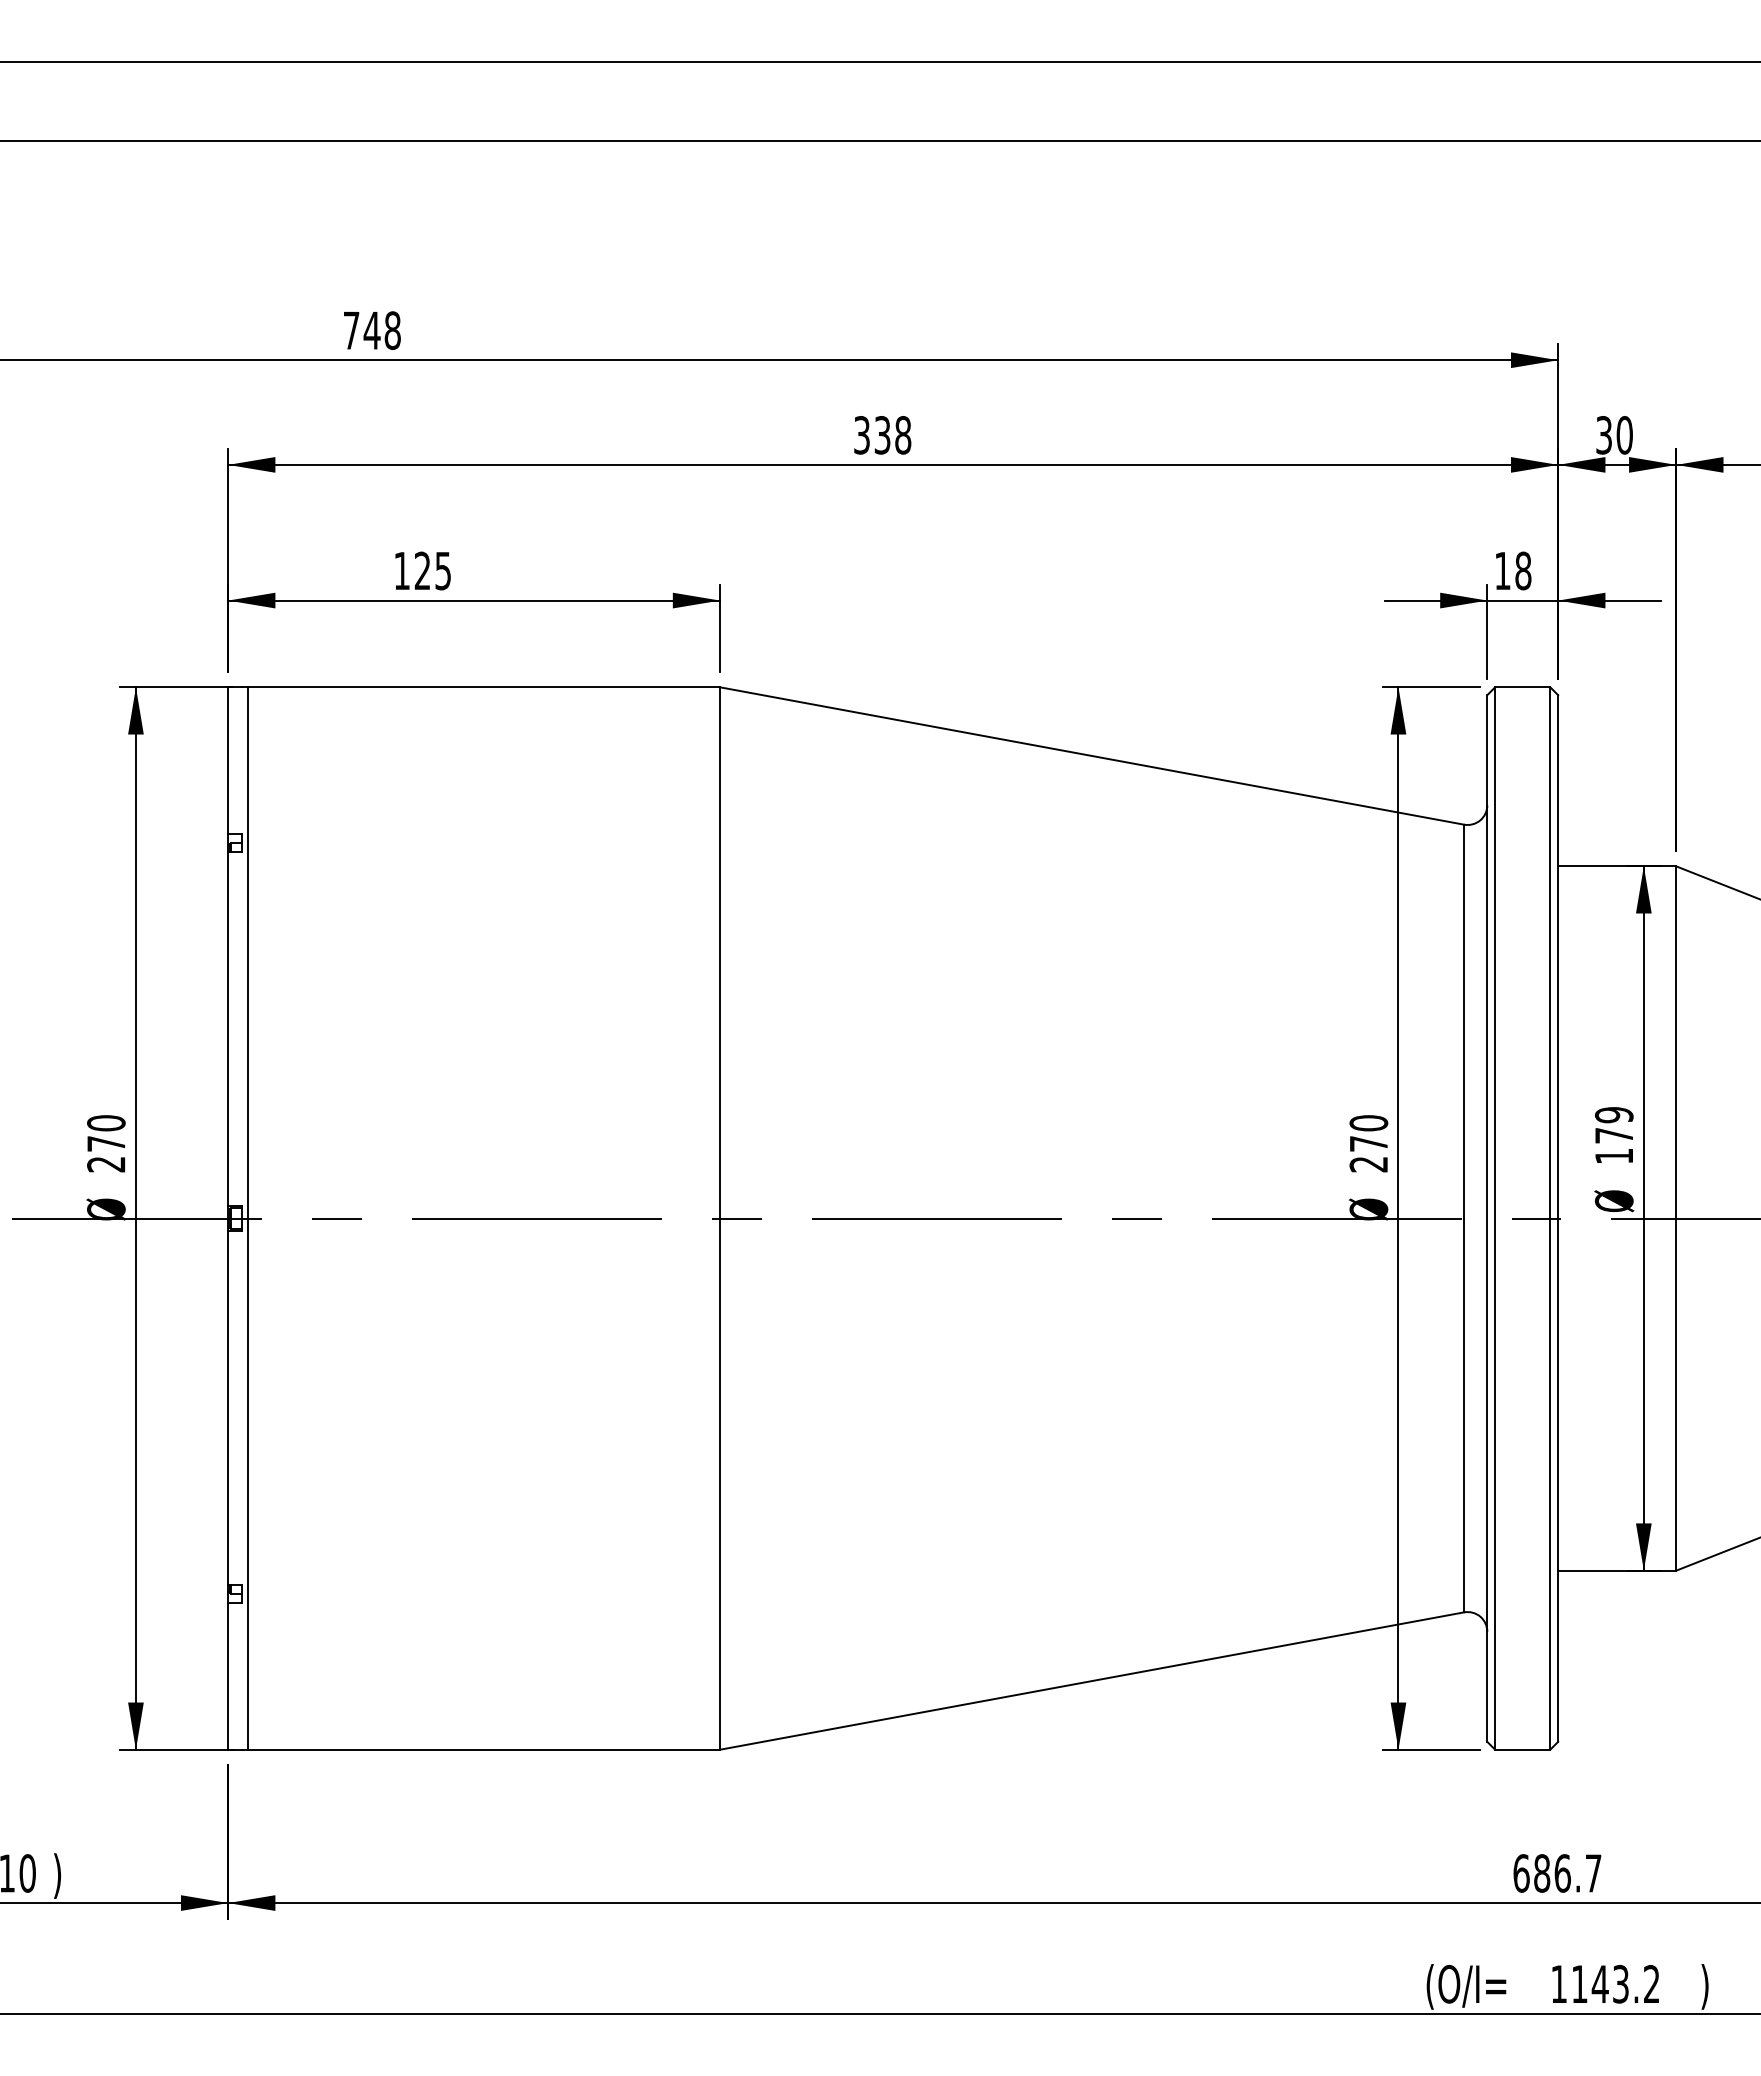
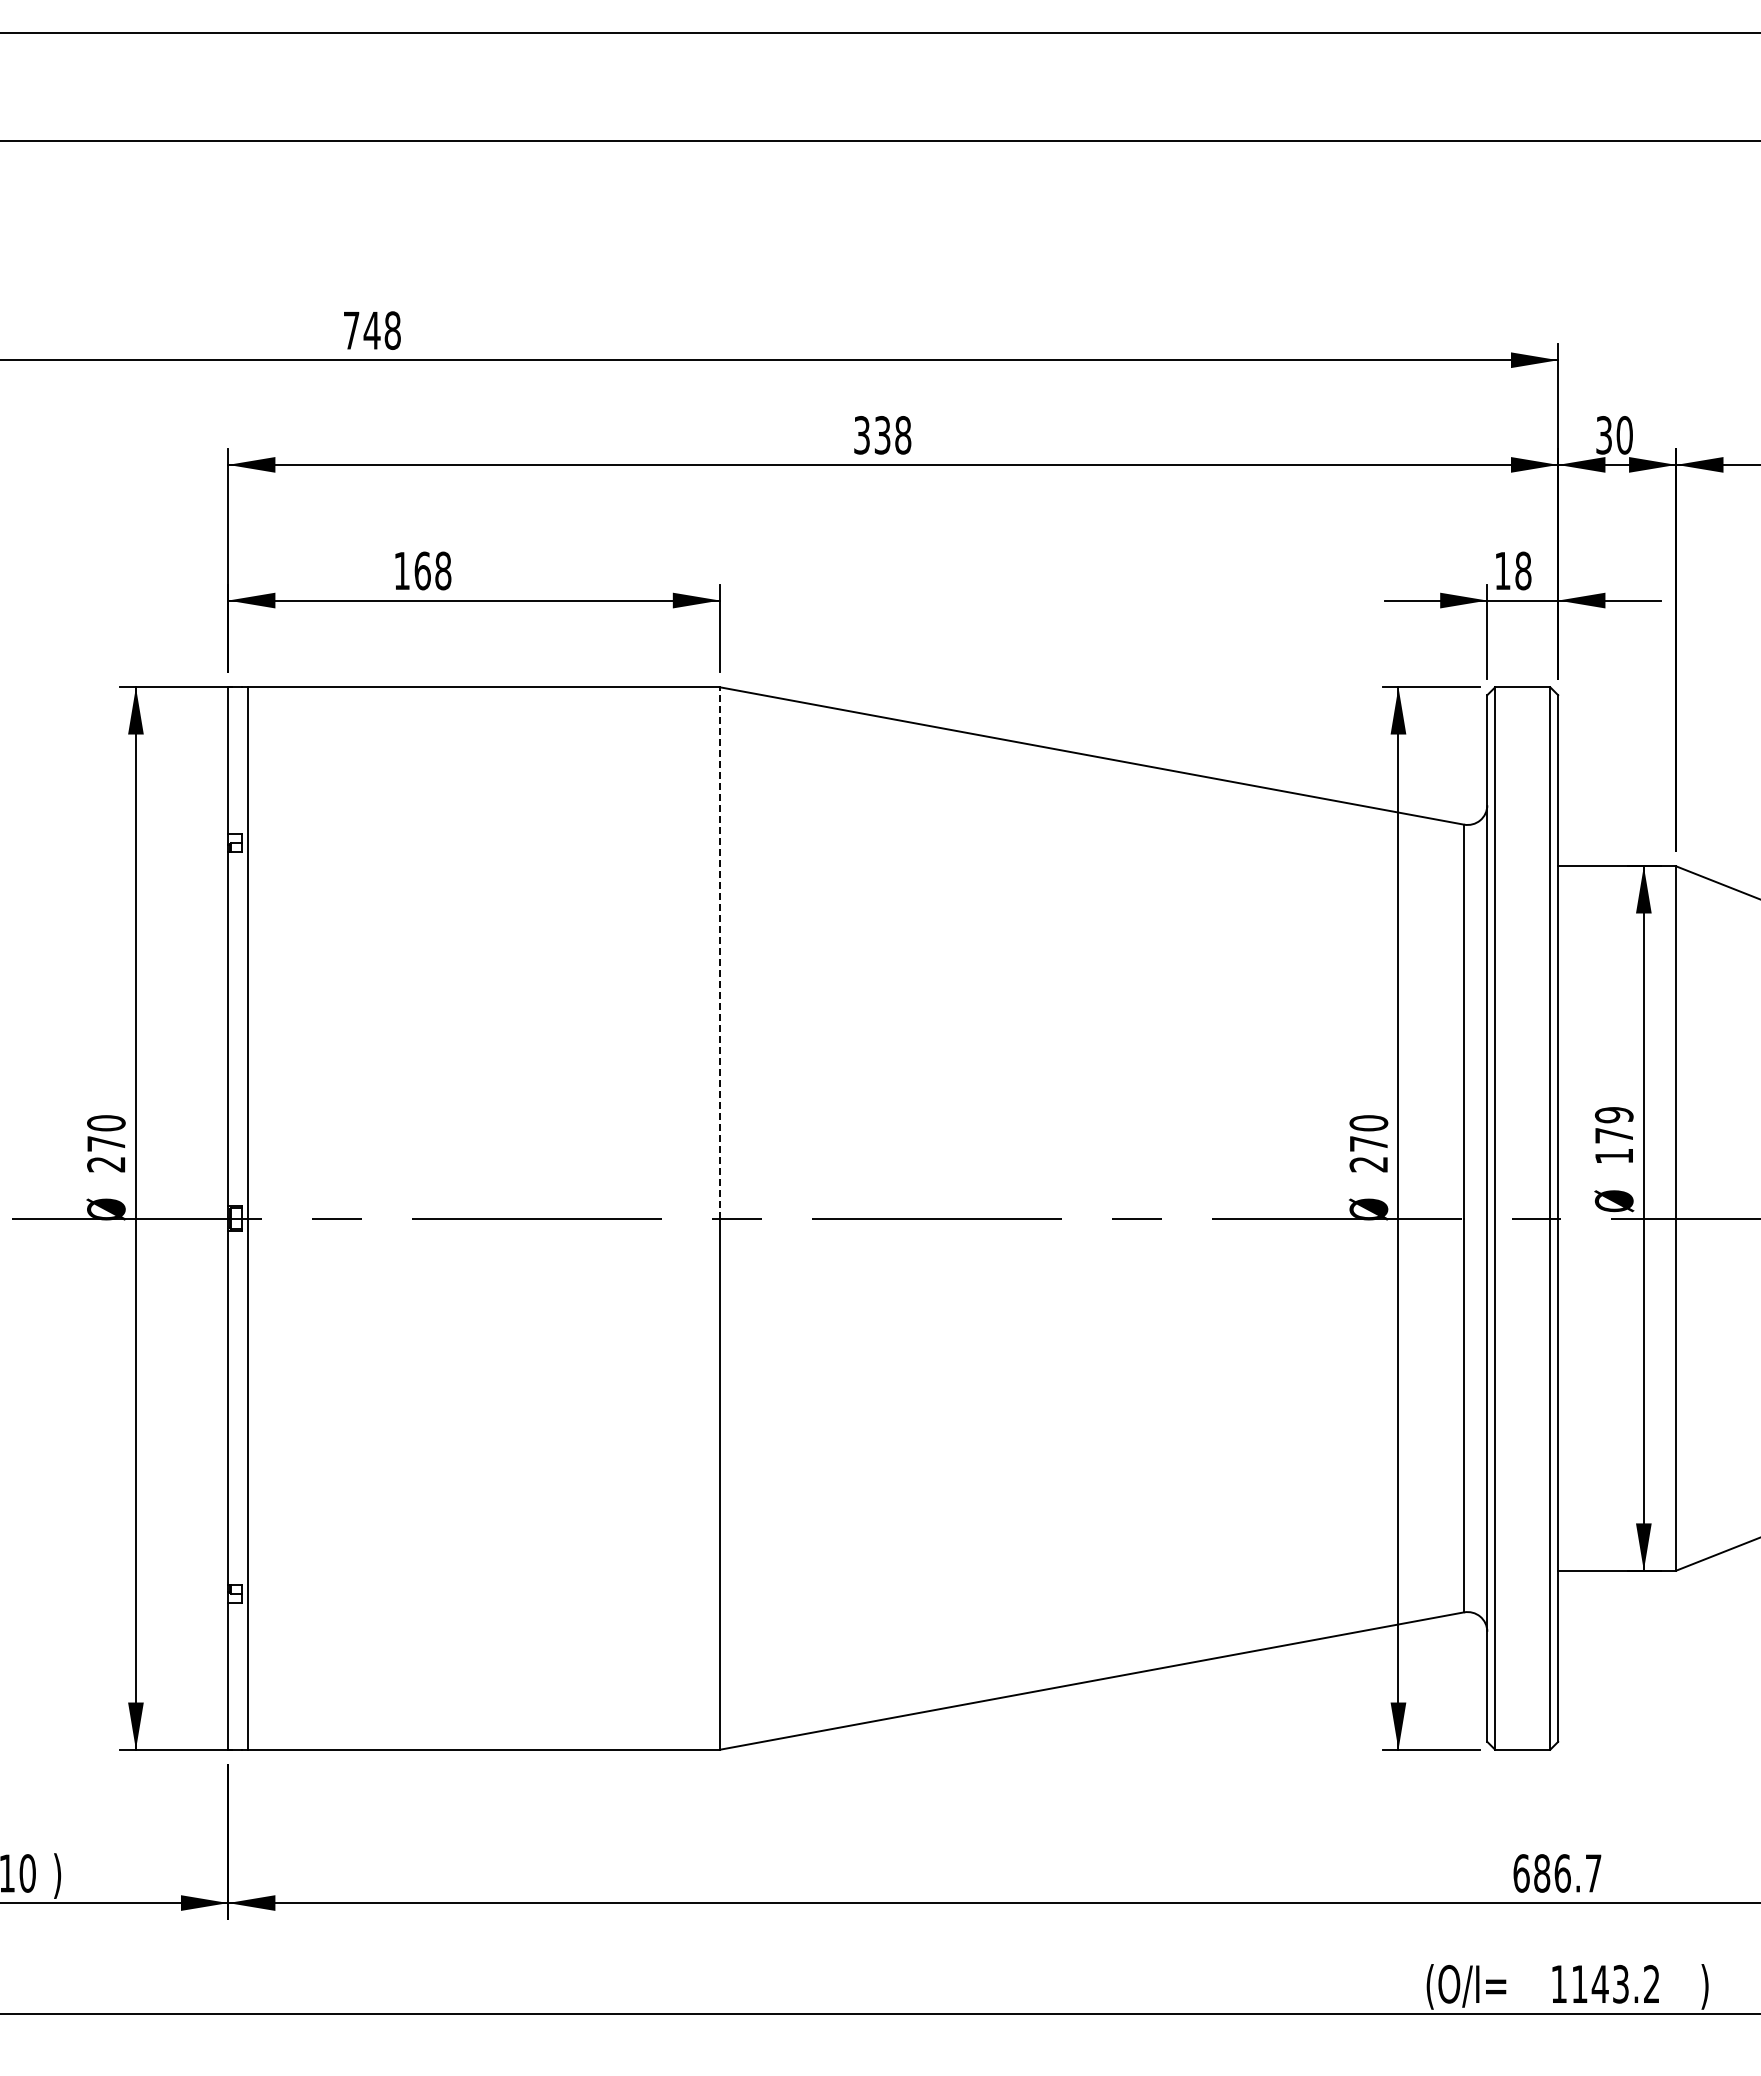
line position: (879, 62) -> (879, 33) (879, 33)
text: 125 -> 168 (432, 570)
line: solid -> dashed (719, 952)
